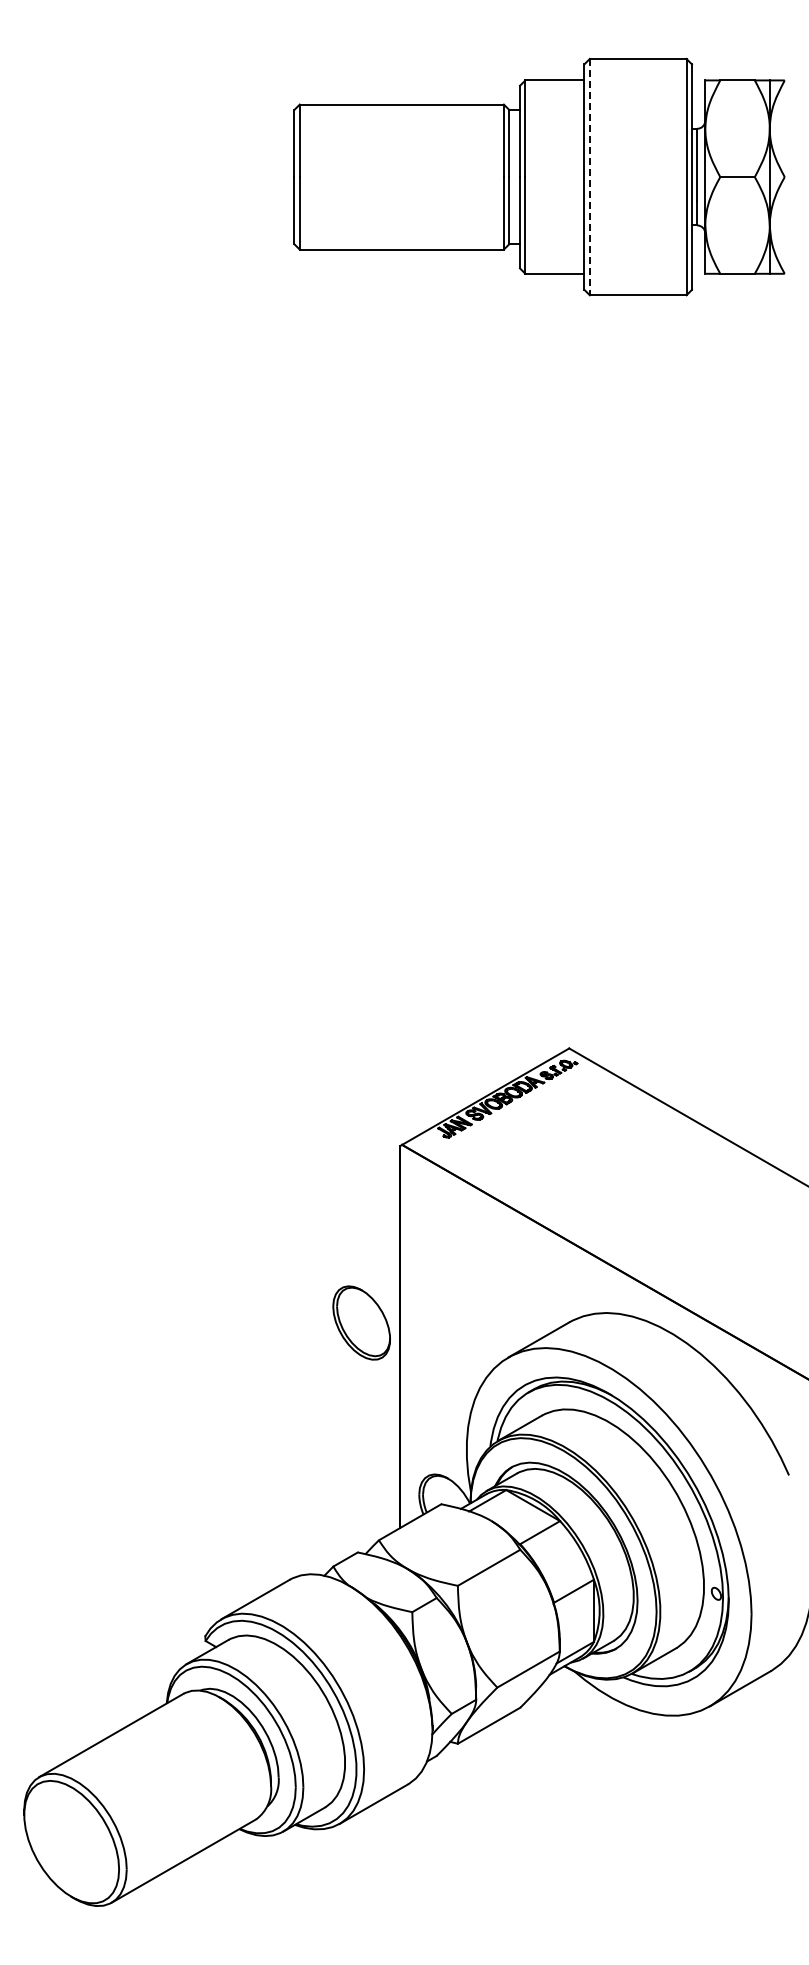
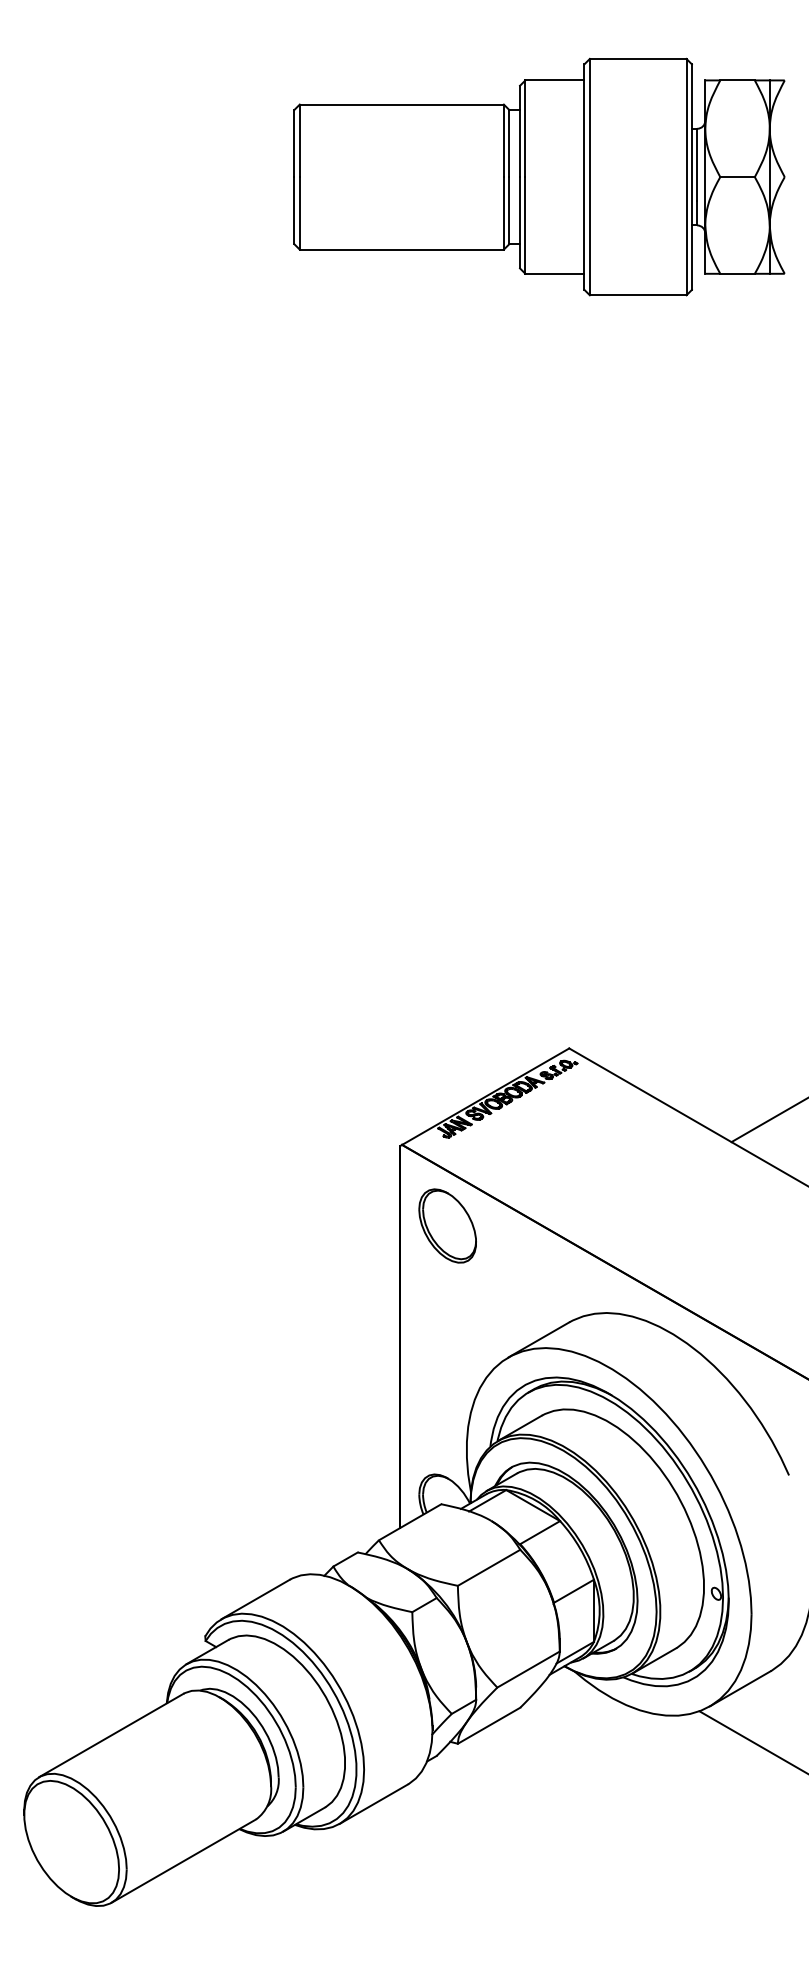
line: dashed -> solid (589, 177)
line: none -> present (768, 1120)
part position: (361, 1322) -> (447, 1225) (447, 1225)
line: none -> present (752, 1741)
